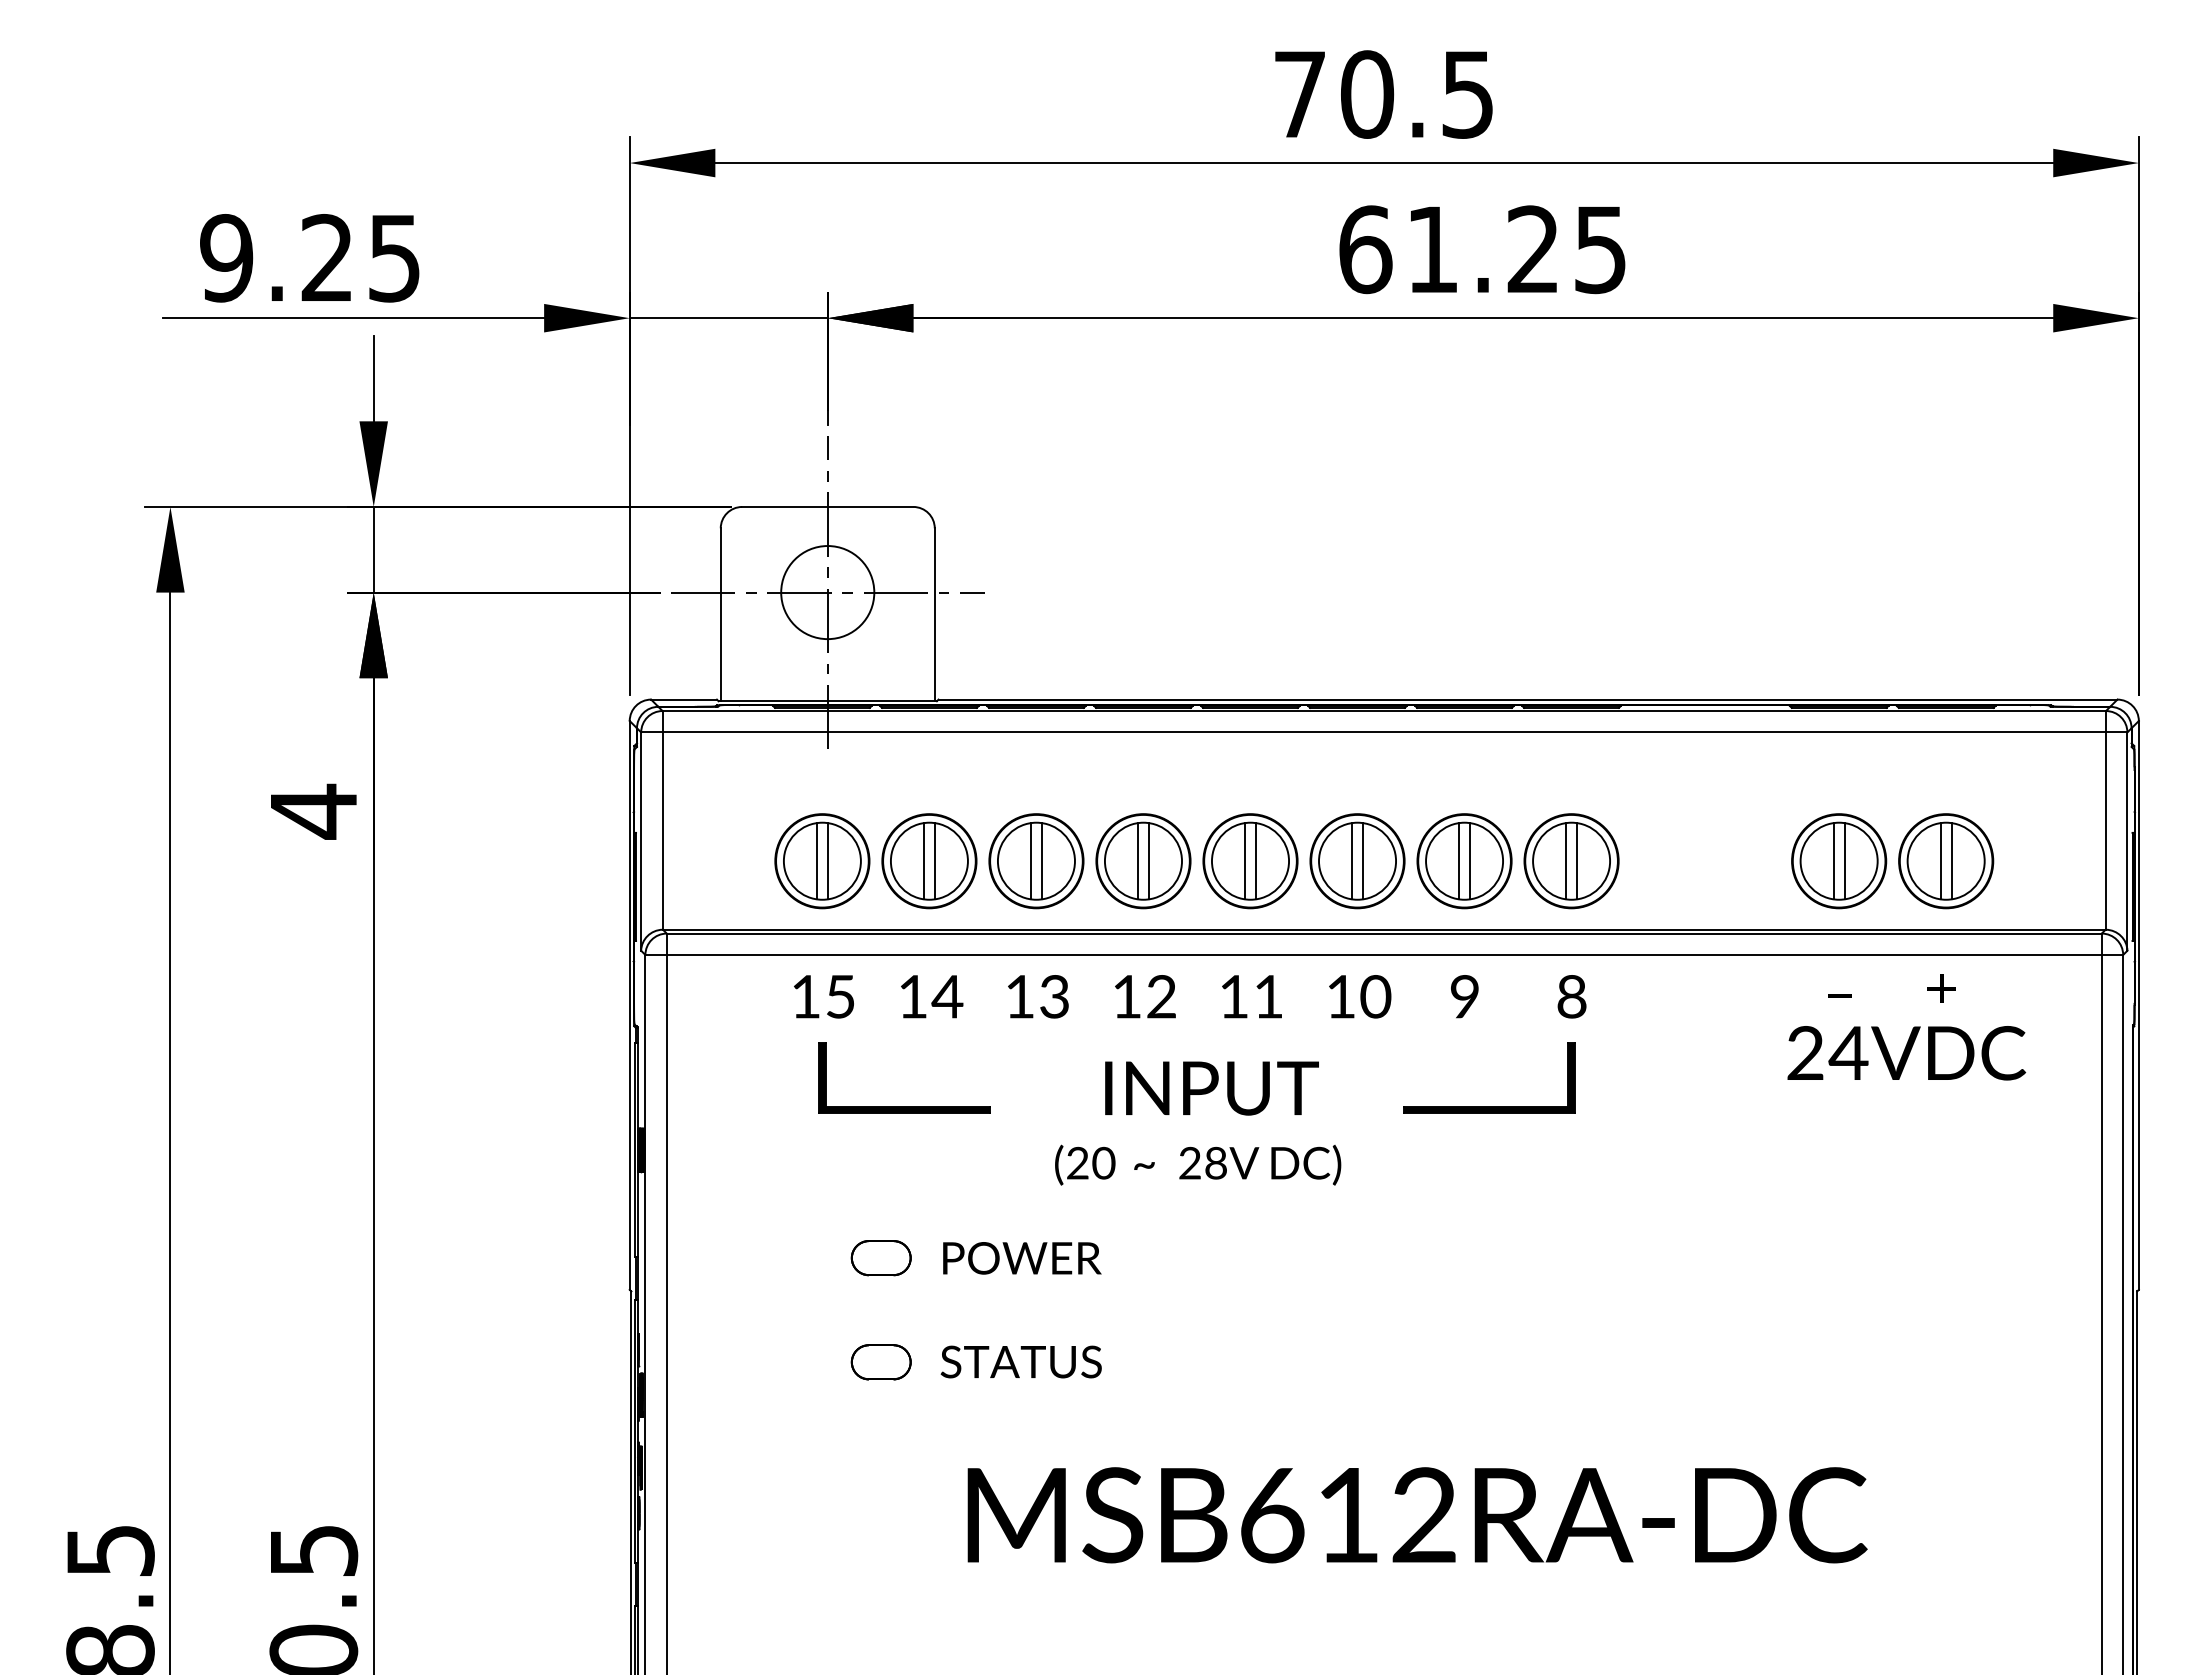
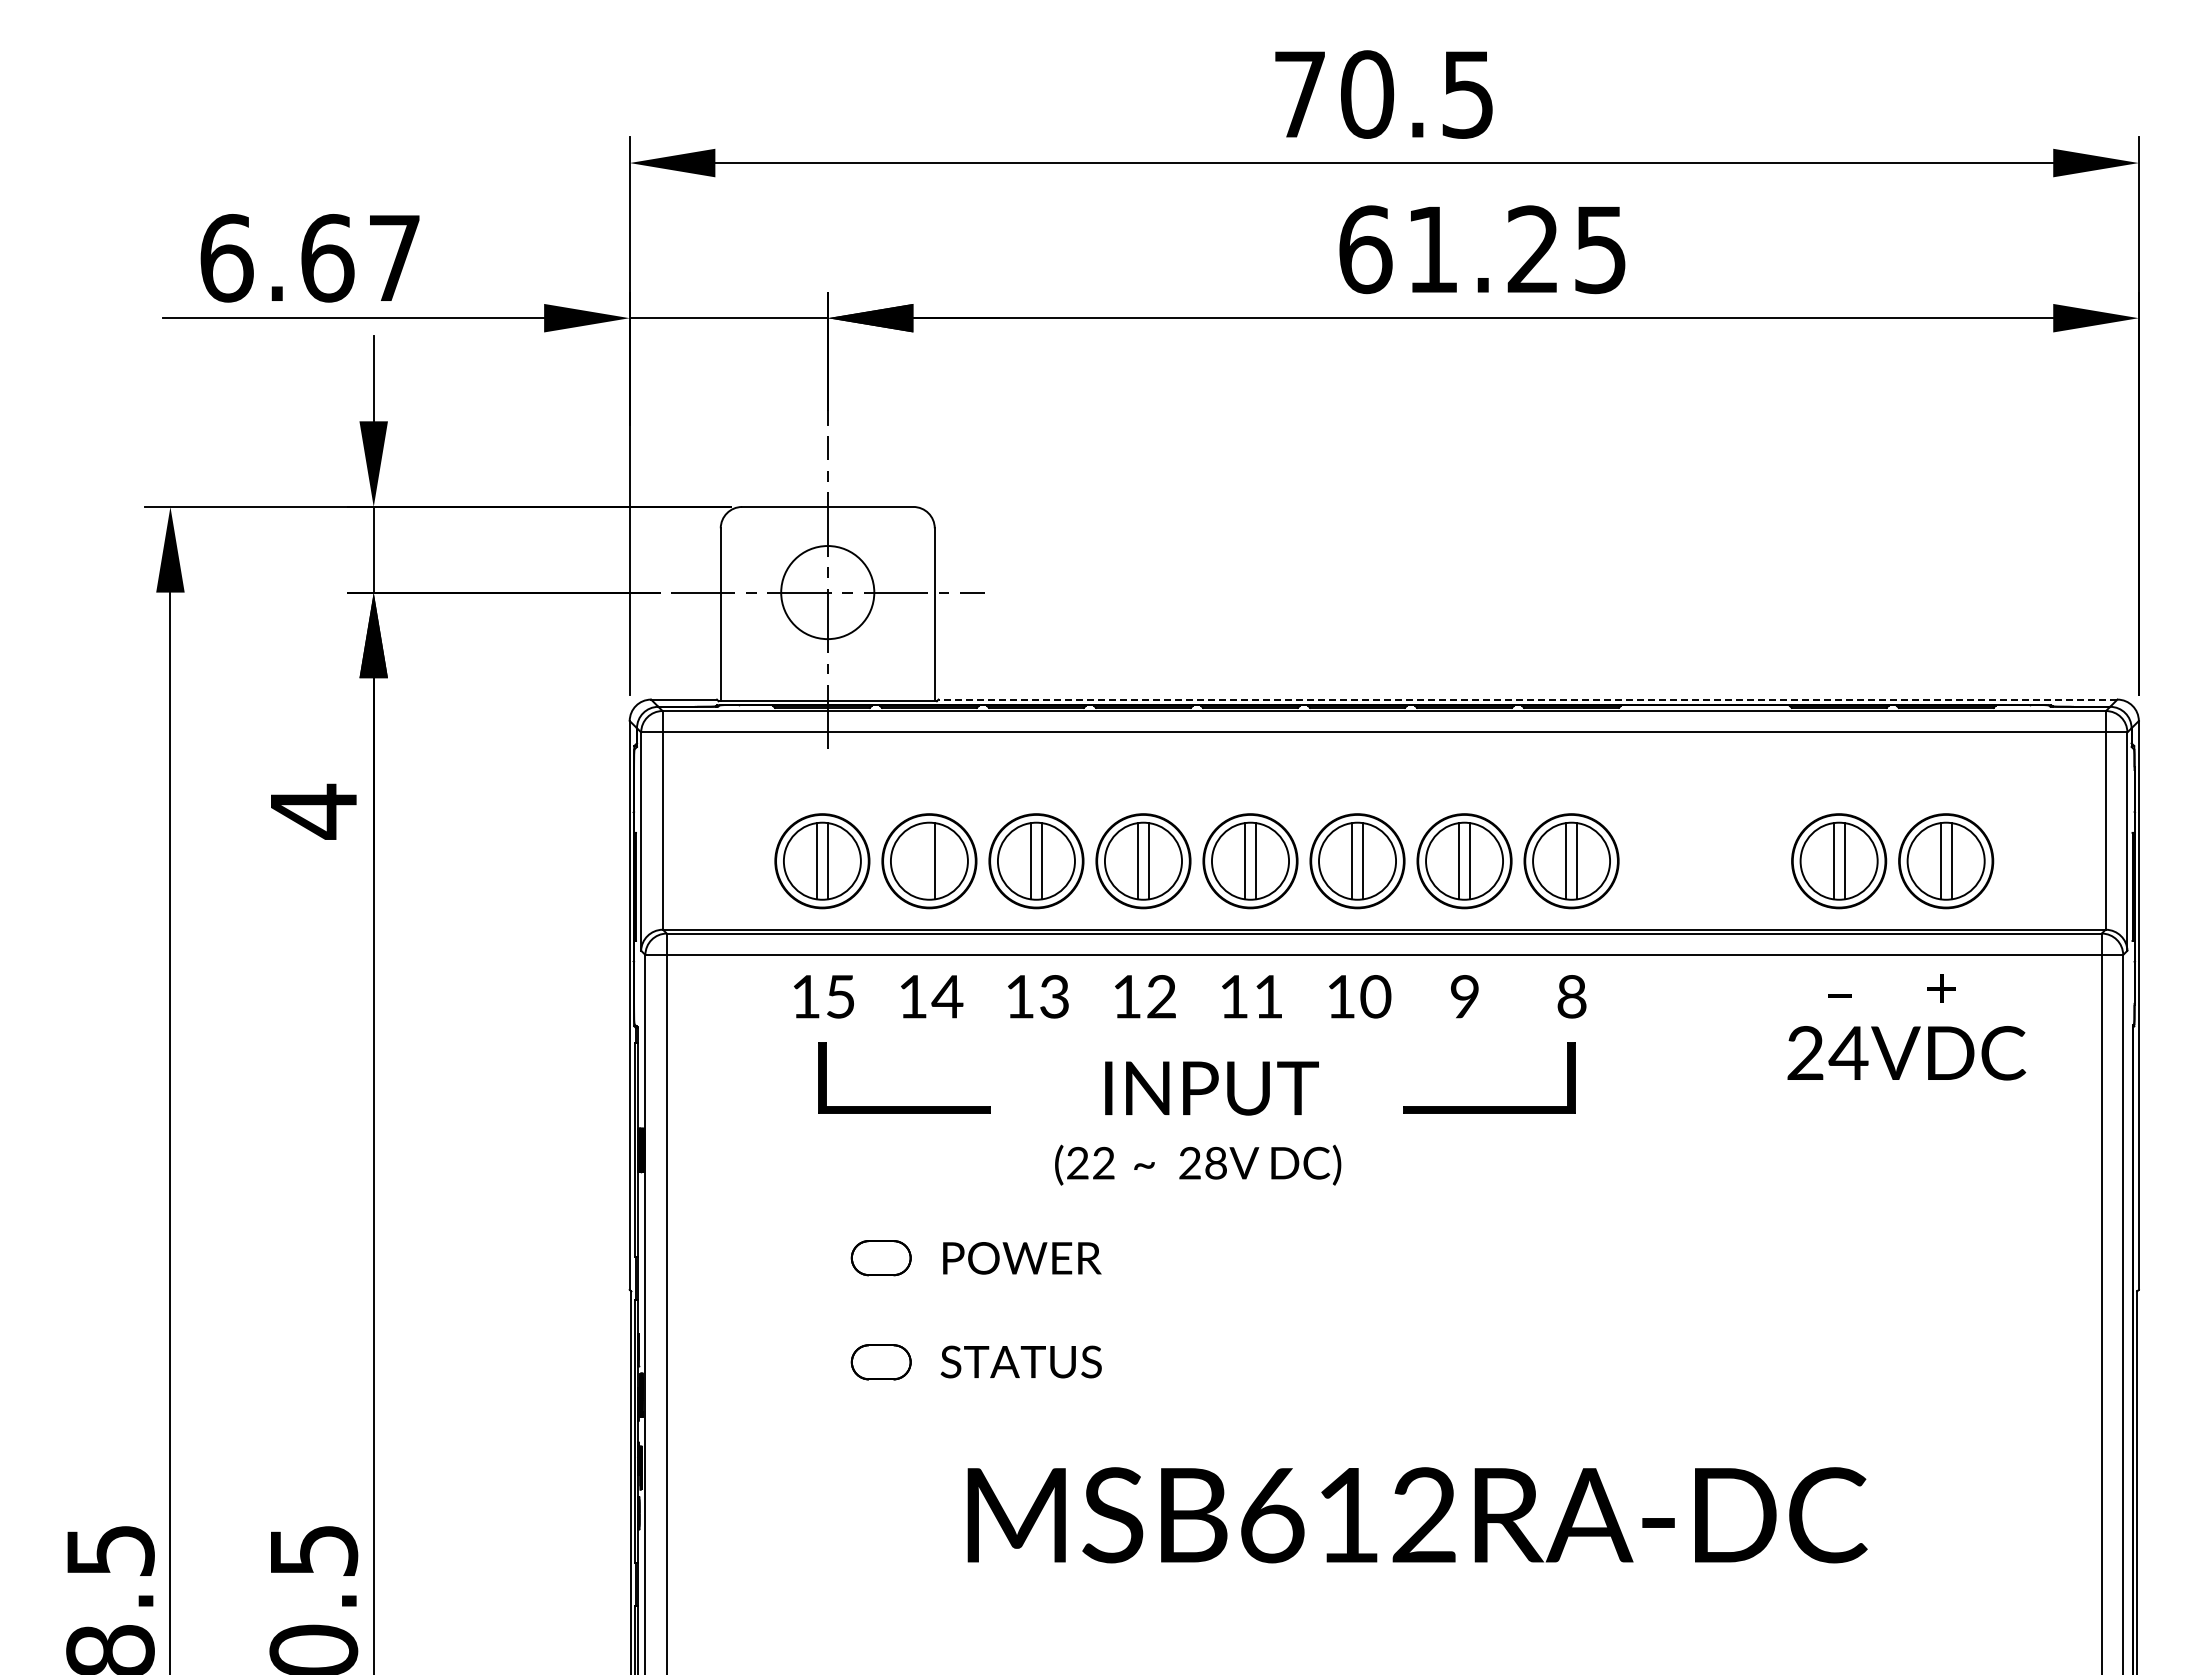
text: 9.25 -> 6.67 (309, 258)
line: solid -> dashed (1527, 699)
line: present -> none (924, 861)
text: (20 -> (22 (1103, 1163)
